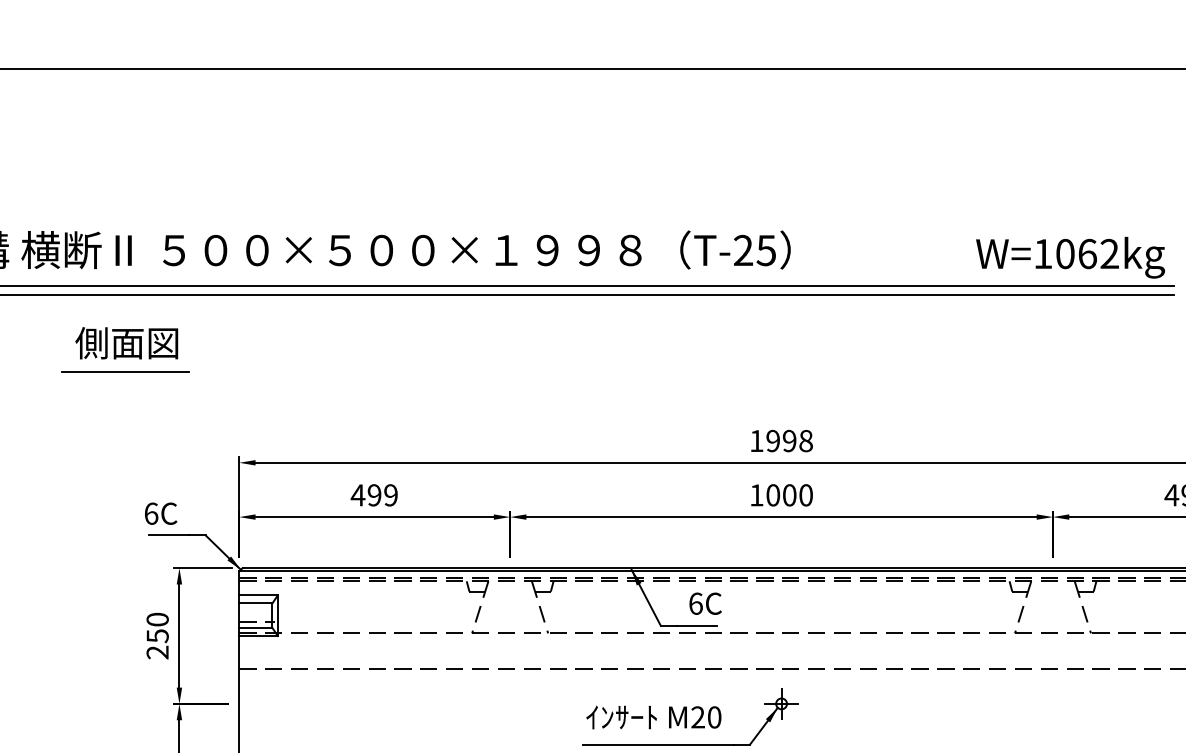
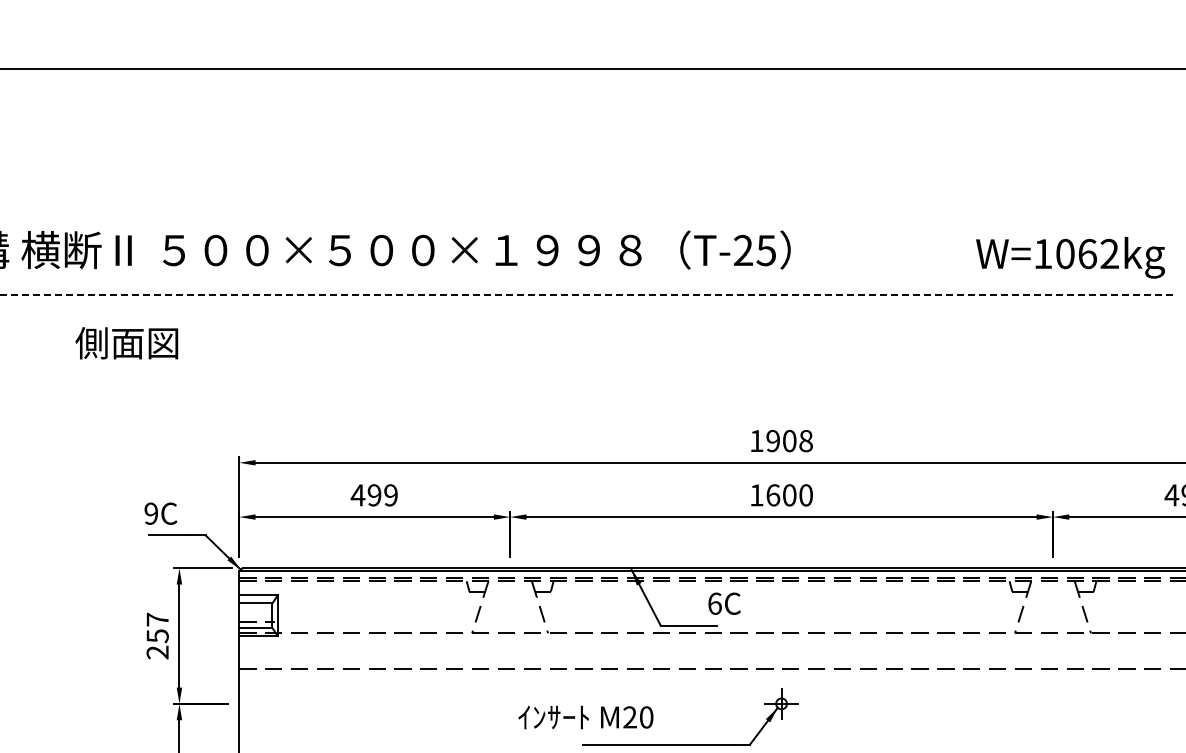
line: present -> none (588, 286)
line: solid -> dashed (587, 294)
line: present -> none (125, 372)
text: 1998 -> 1908 (789, 441)
text: 1000 -> 1600 (773, 495)
text: 6C -> 9C (151, 513)
text position: (705, 603) -> (724, 603) (724, 603)
text: 250 -> 257 (157, 619)
text position: (653, 717) -> (585, 717) (585, 717)
